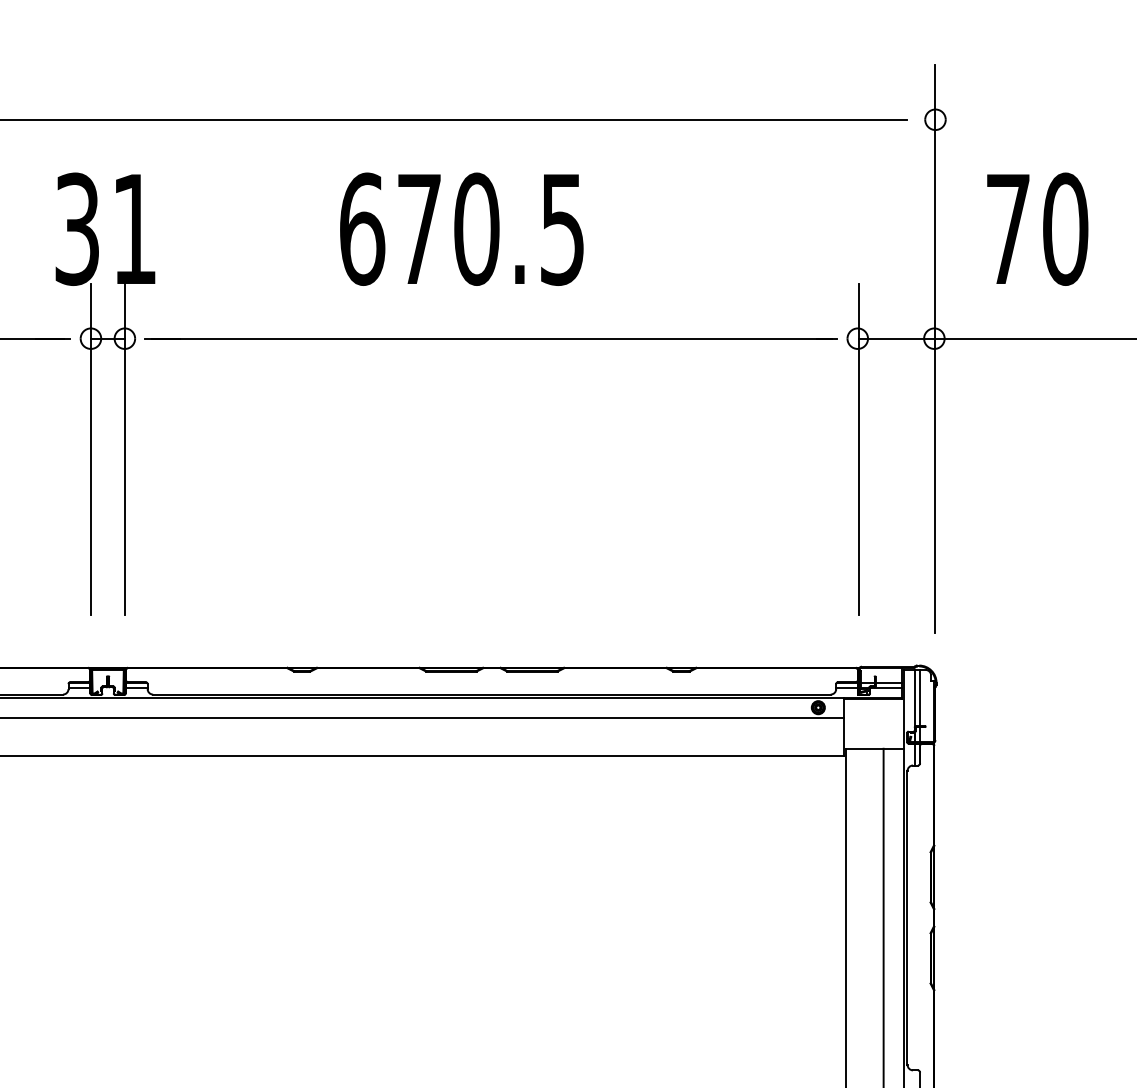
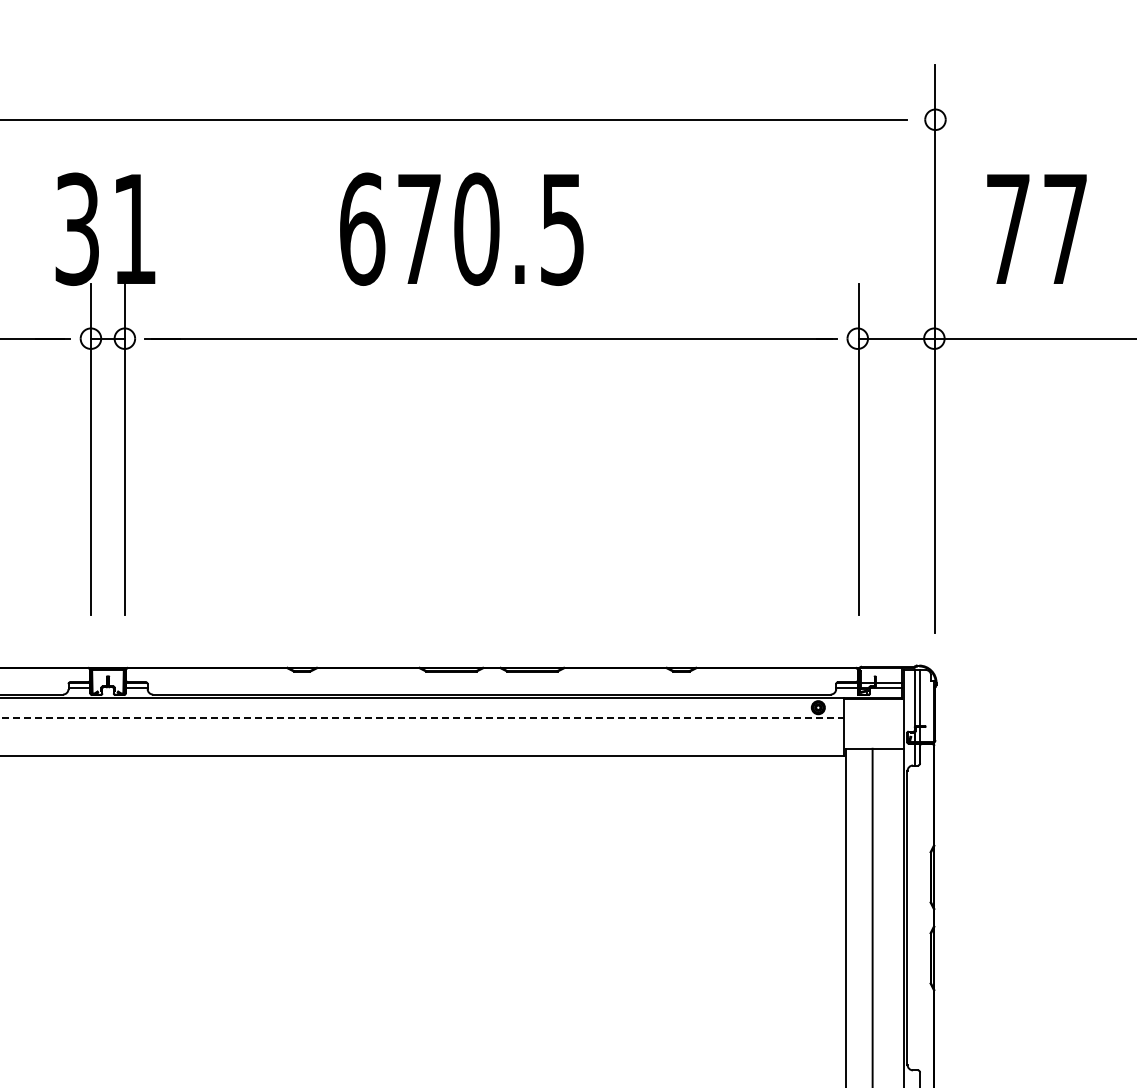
text: 70 -> 77 (1065, 228)
line: solid -> dashed (422, 717)
line position: (883, 916) -> (872, 916) (872, 916)
